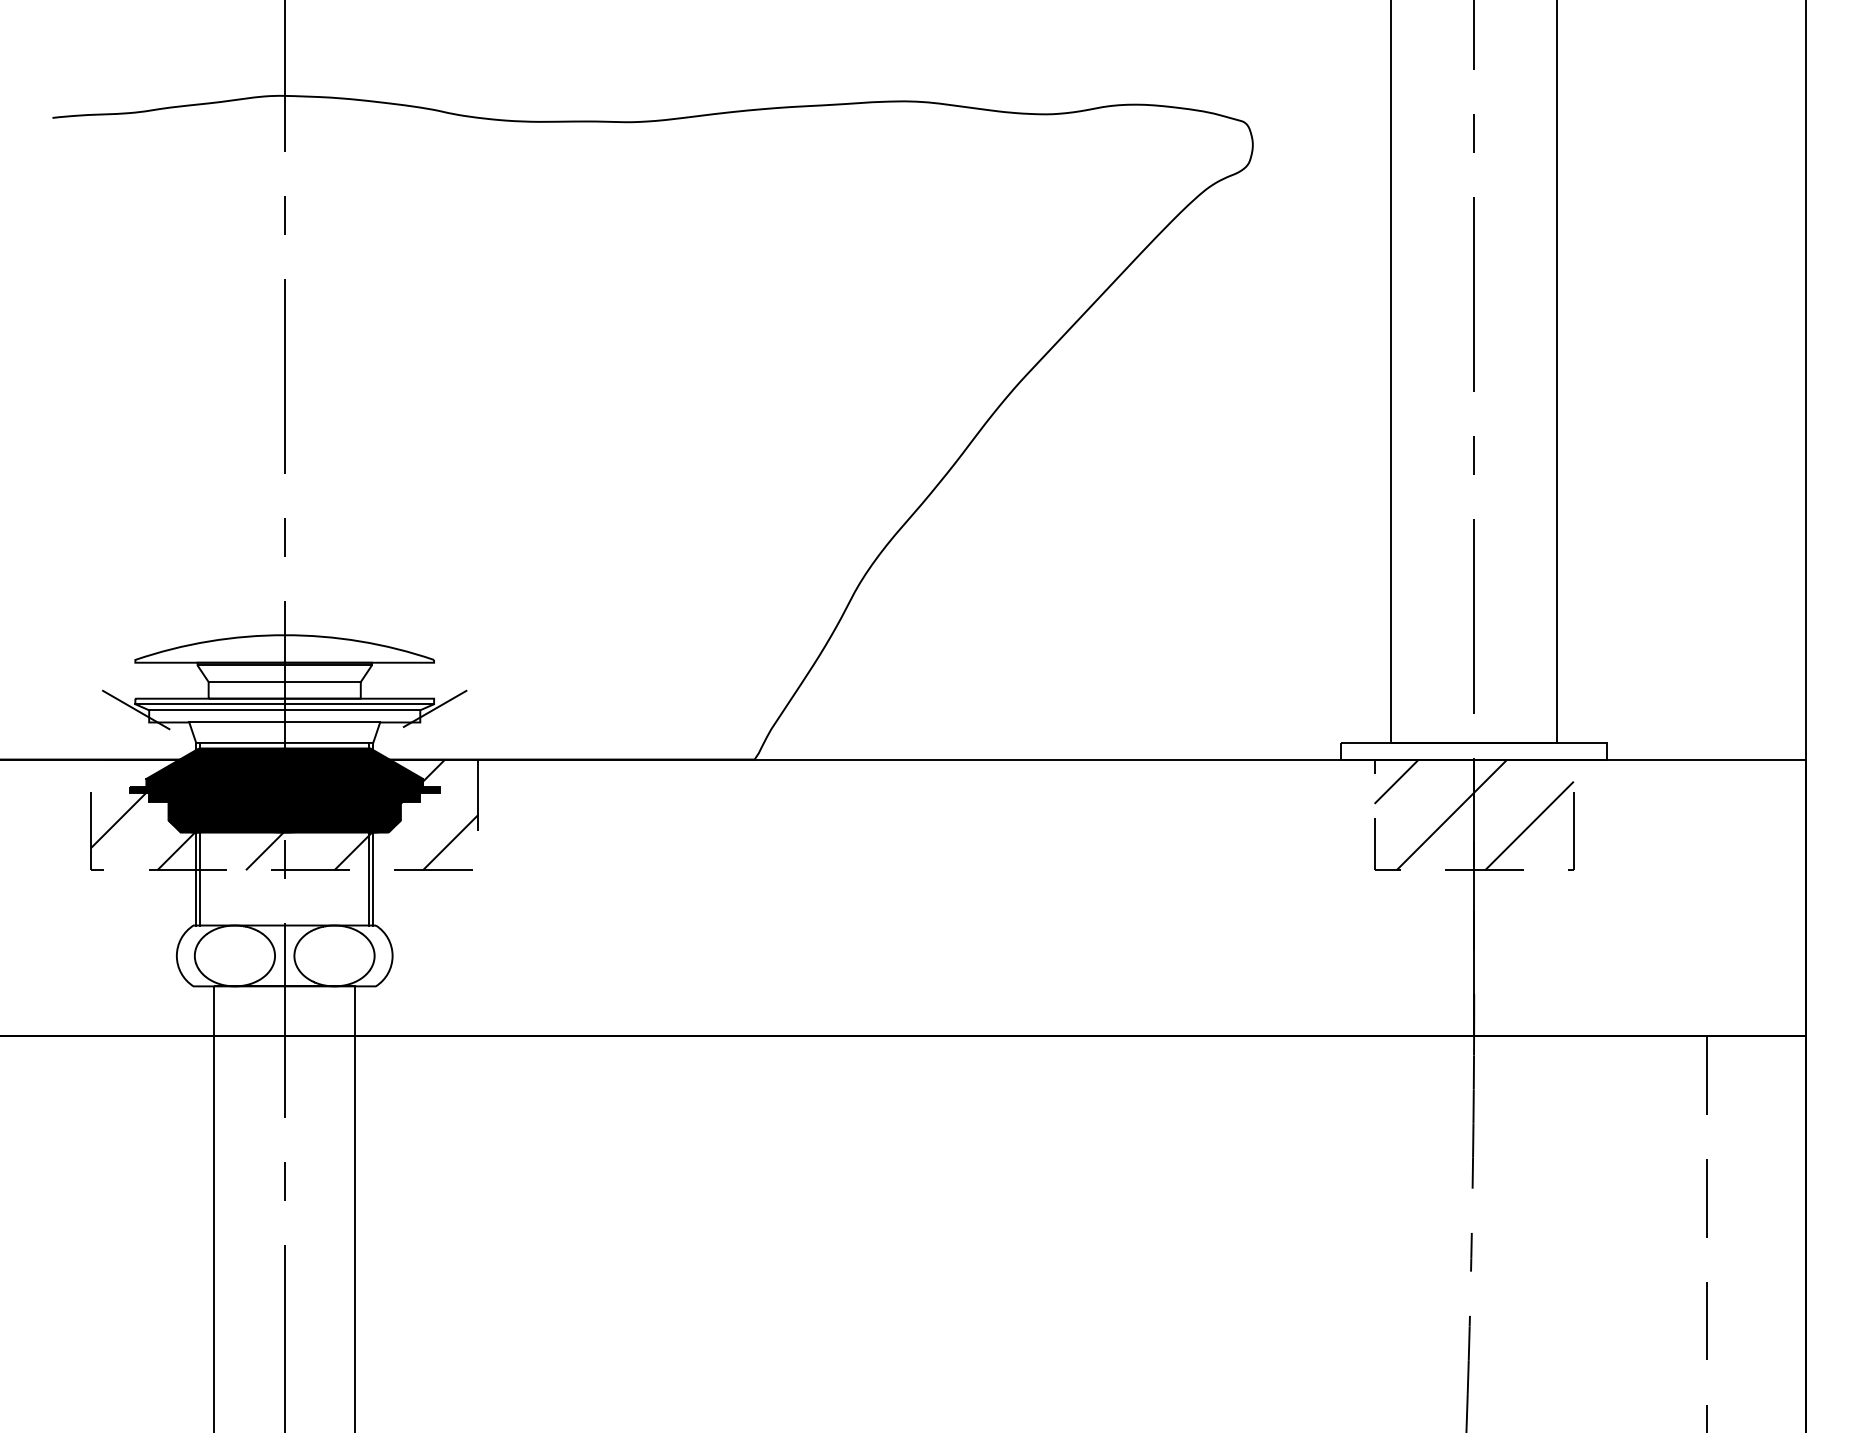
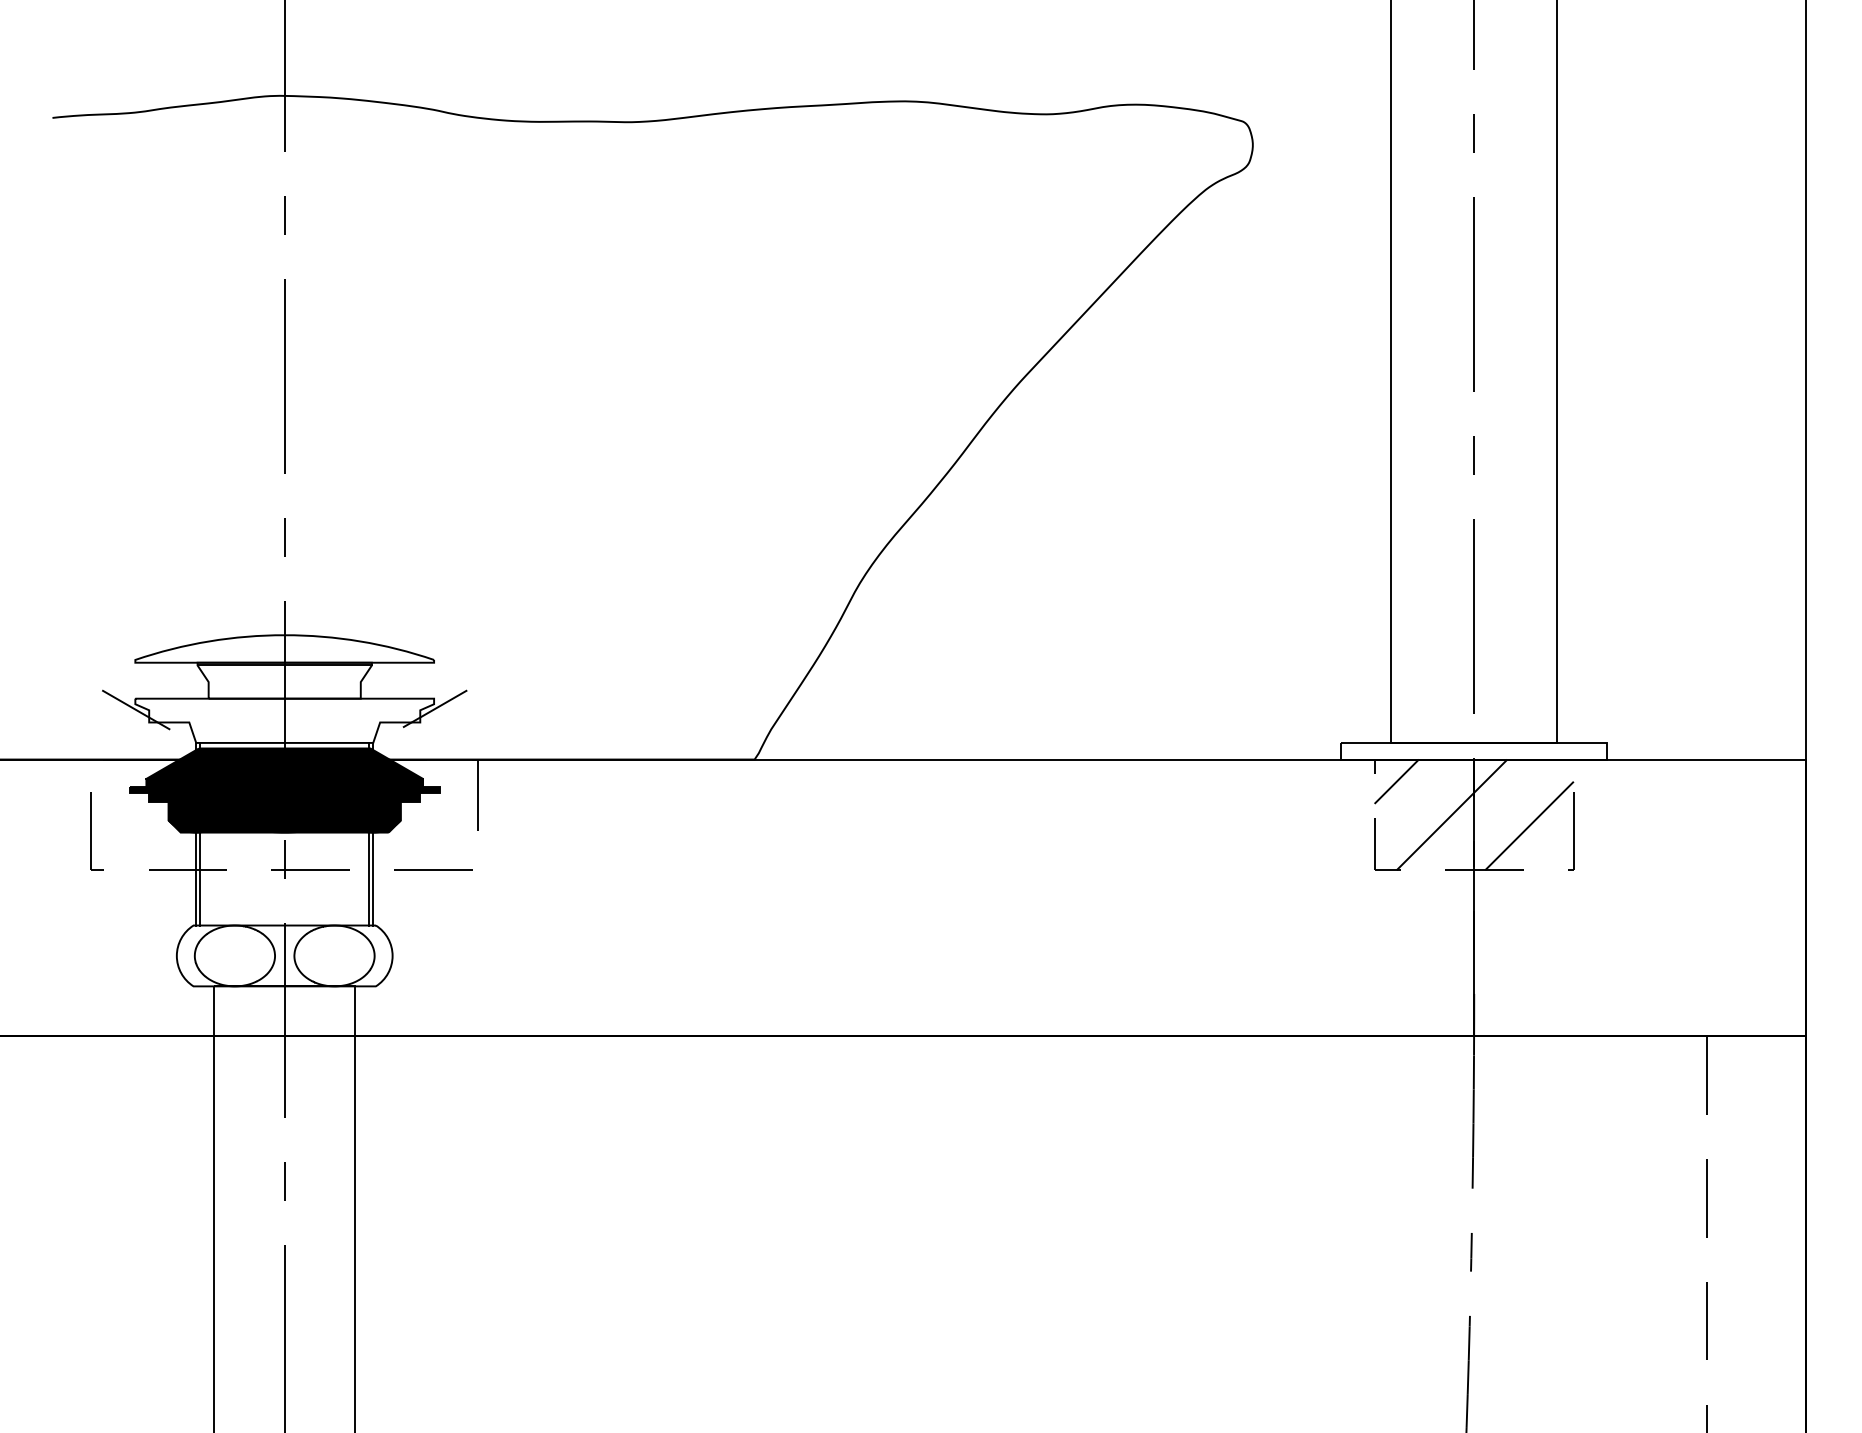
line: present -> none (284, 682)
line: present -> none (284, 704)
line: present -> none (284, 710)
line: present -> none (284, 722)
hatch: present -> none (284, 814)
